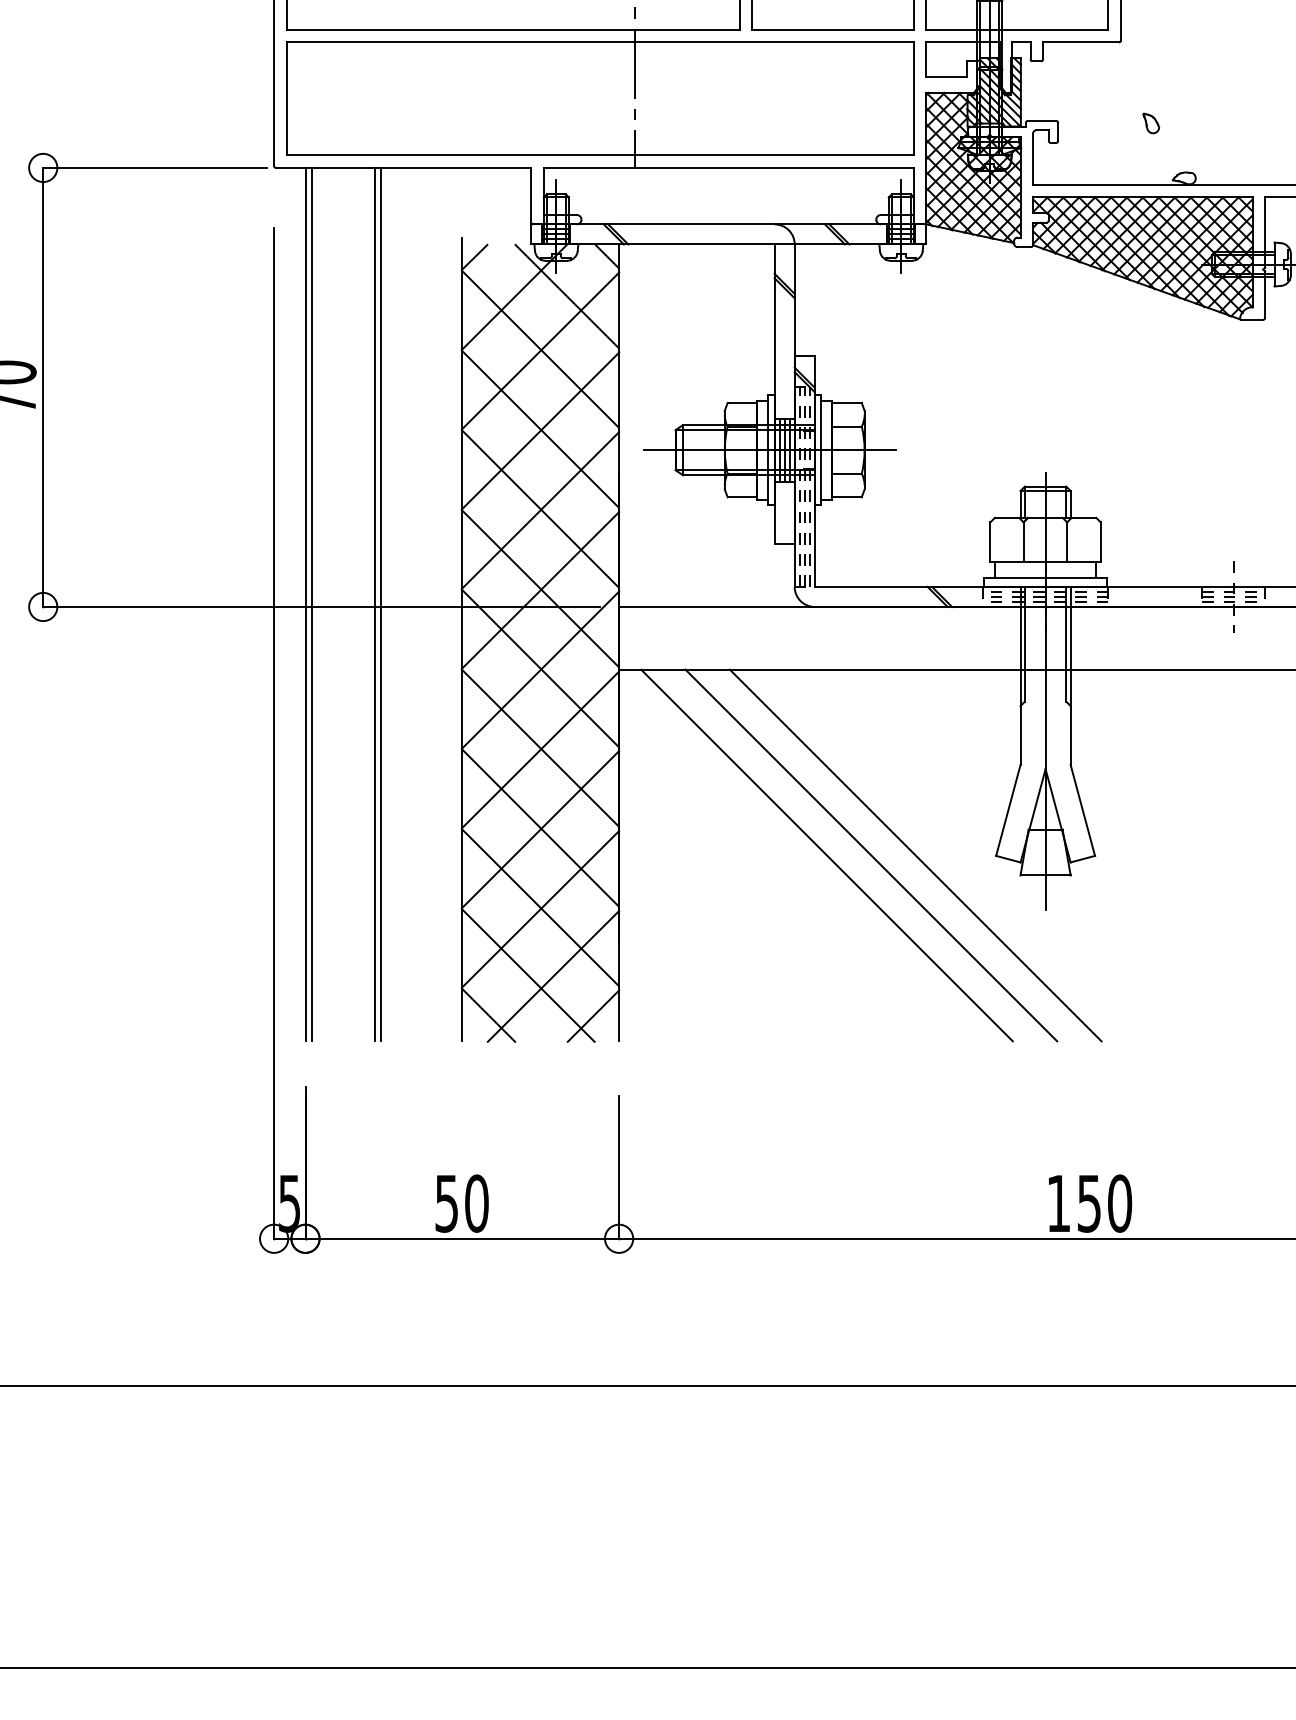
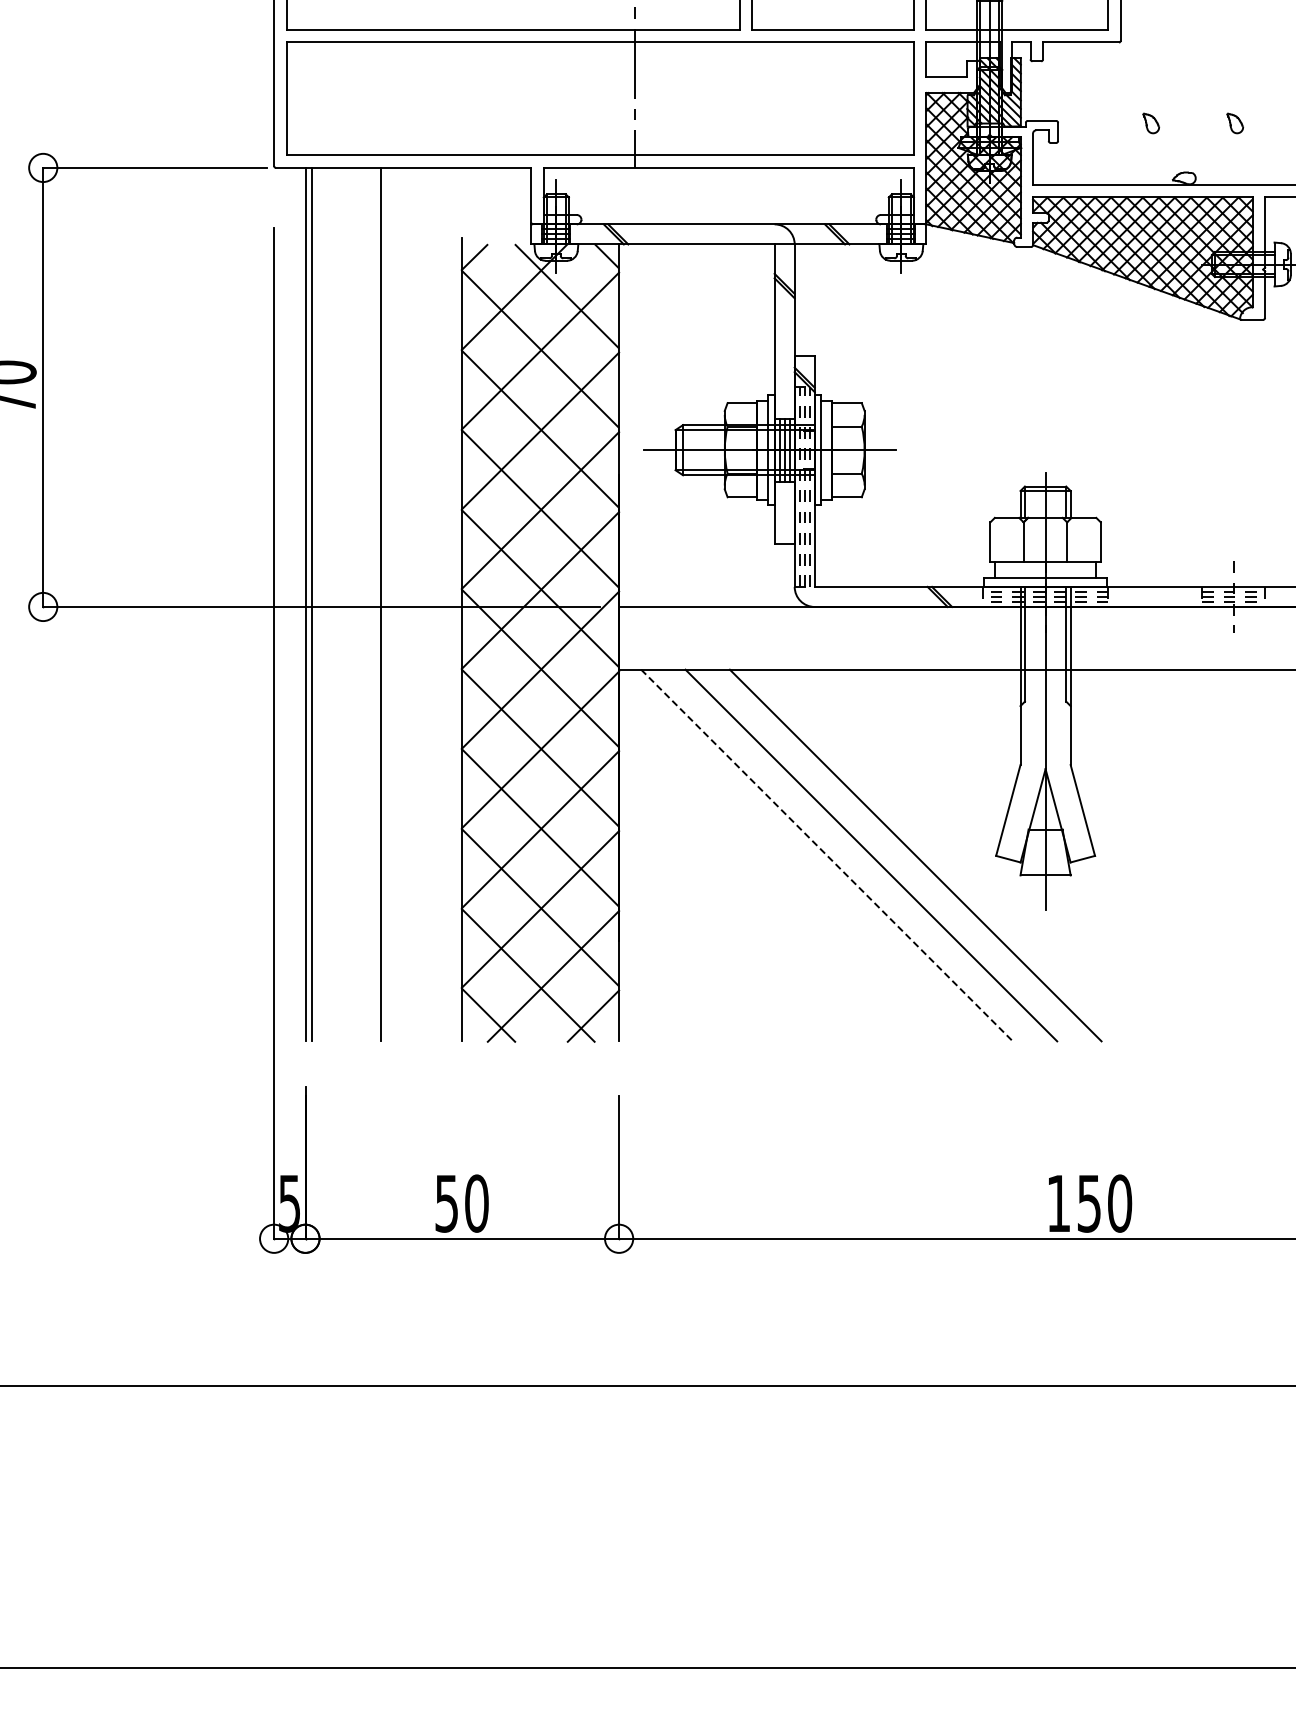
part: none -> present (1235, 123)
line: present -> none (374, 604)
line: solid -> dashed (827, 855)
